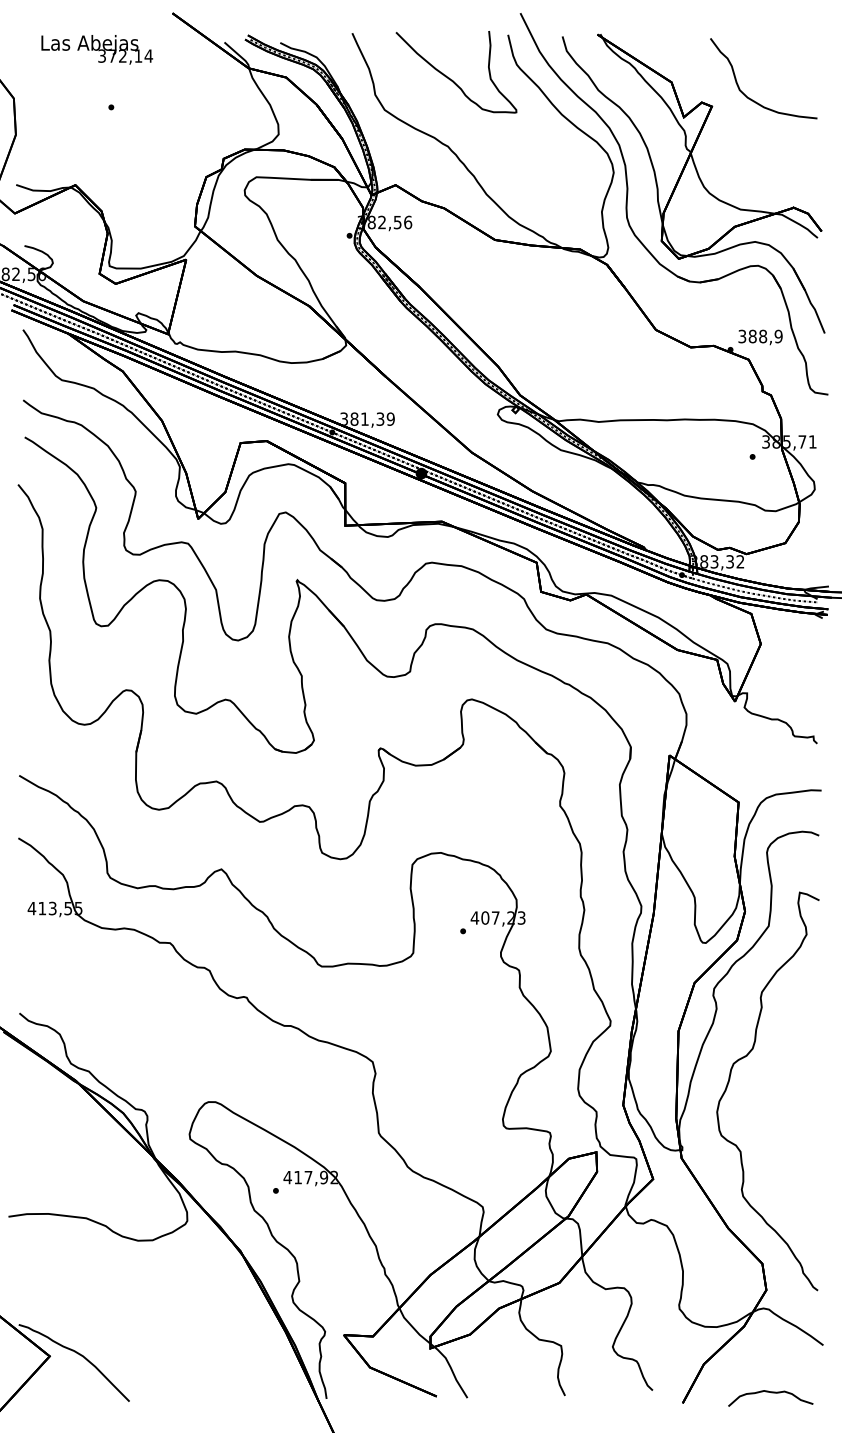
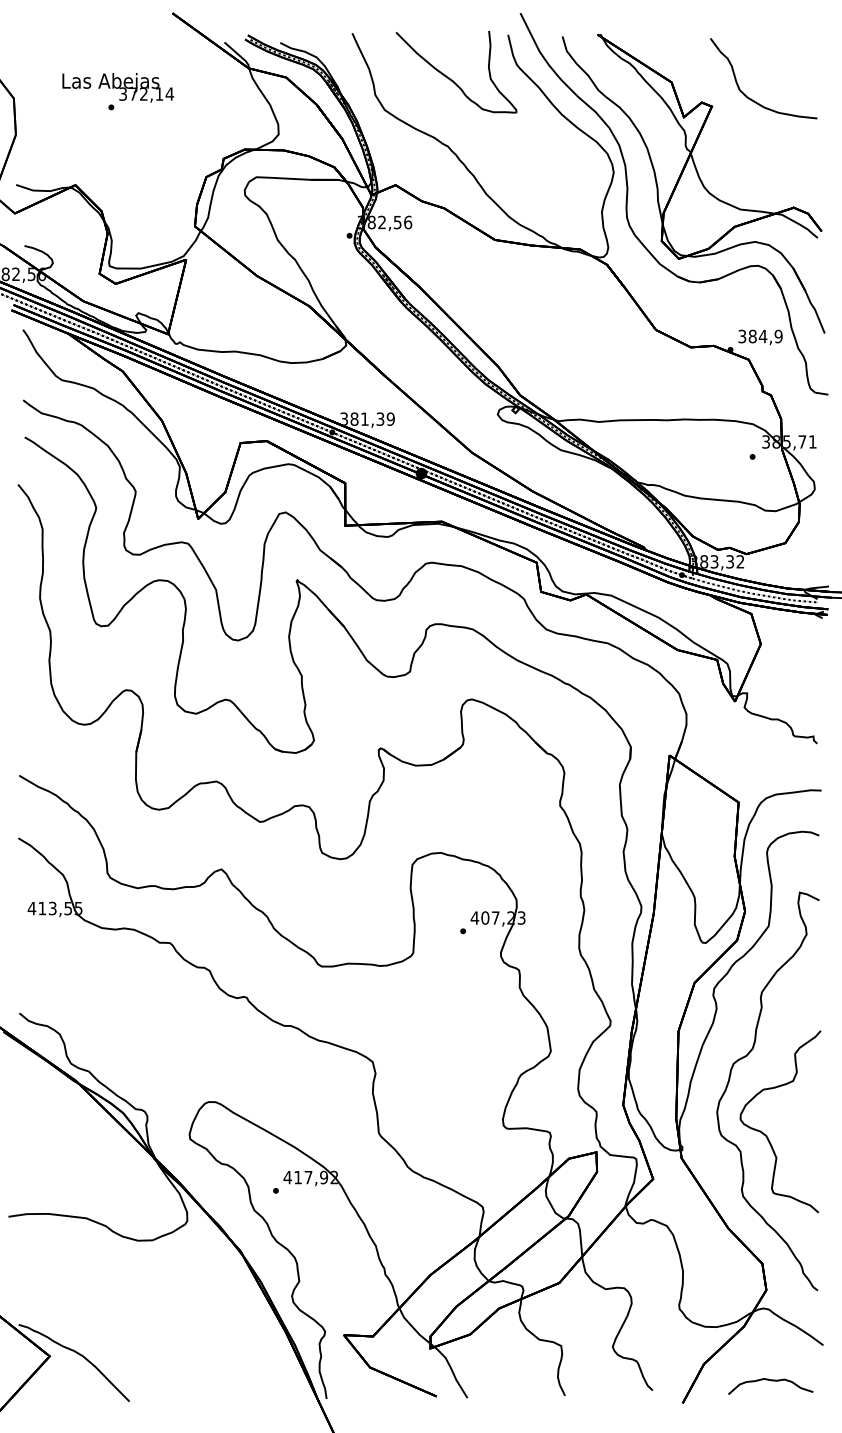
text position: (97, 49) -> (118, 87) (118, 87)
text: 388,9 -> 384,9 (762, 336)
curve: none -> present (766, 1134)
curve position: (771, 1393) -> (771, 1381) (771, 1381)
